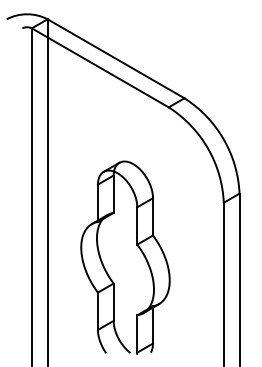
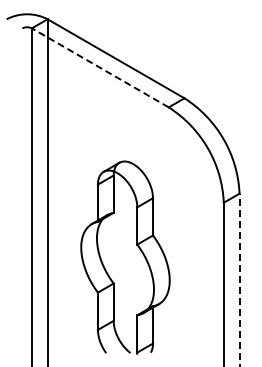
line: solid -> dashed (99, 67)
line: solid -> dashed (239, 279)
